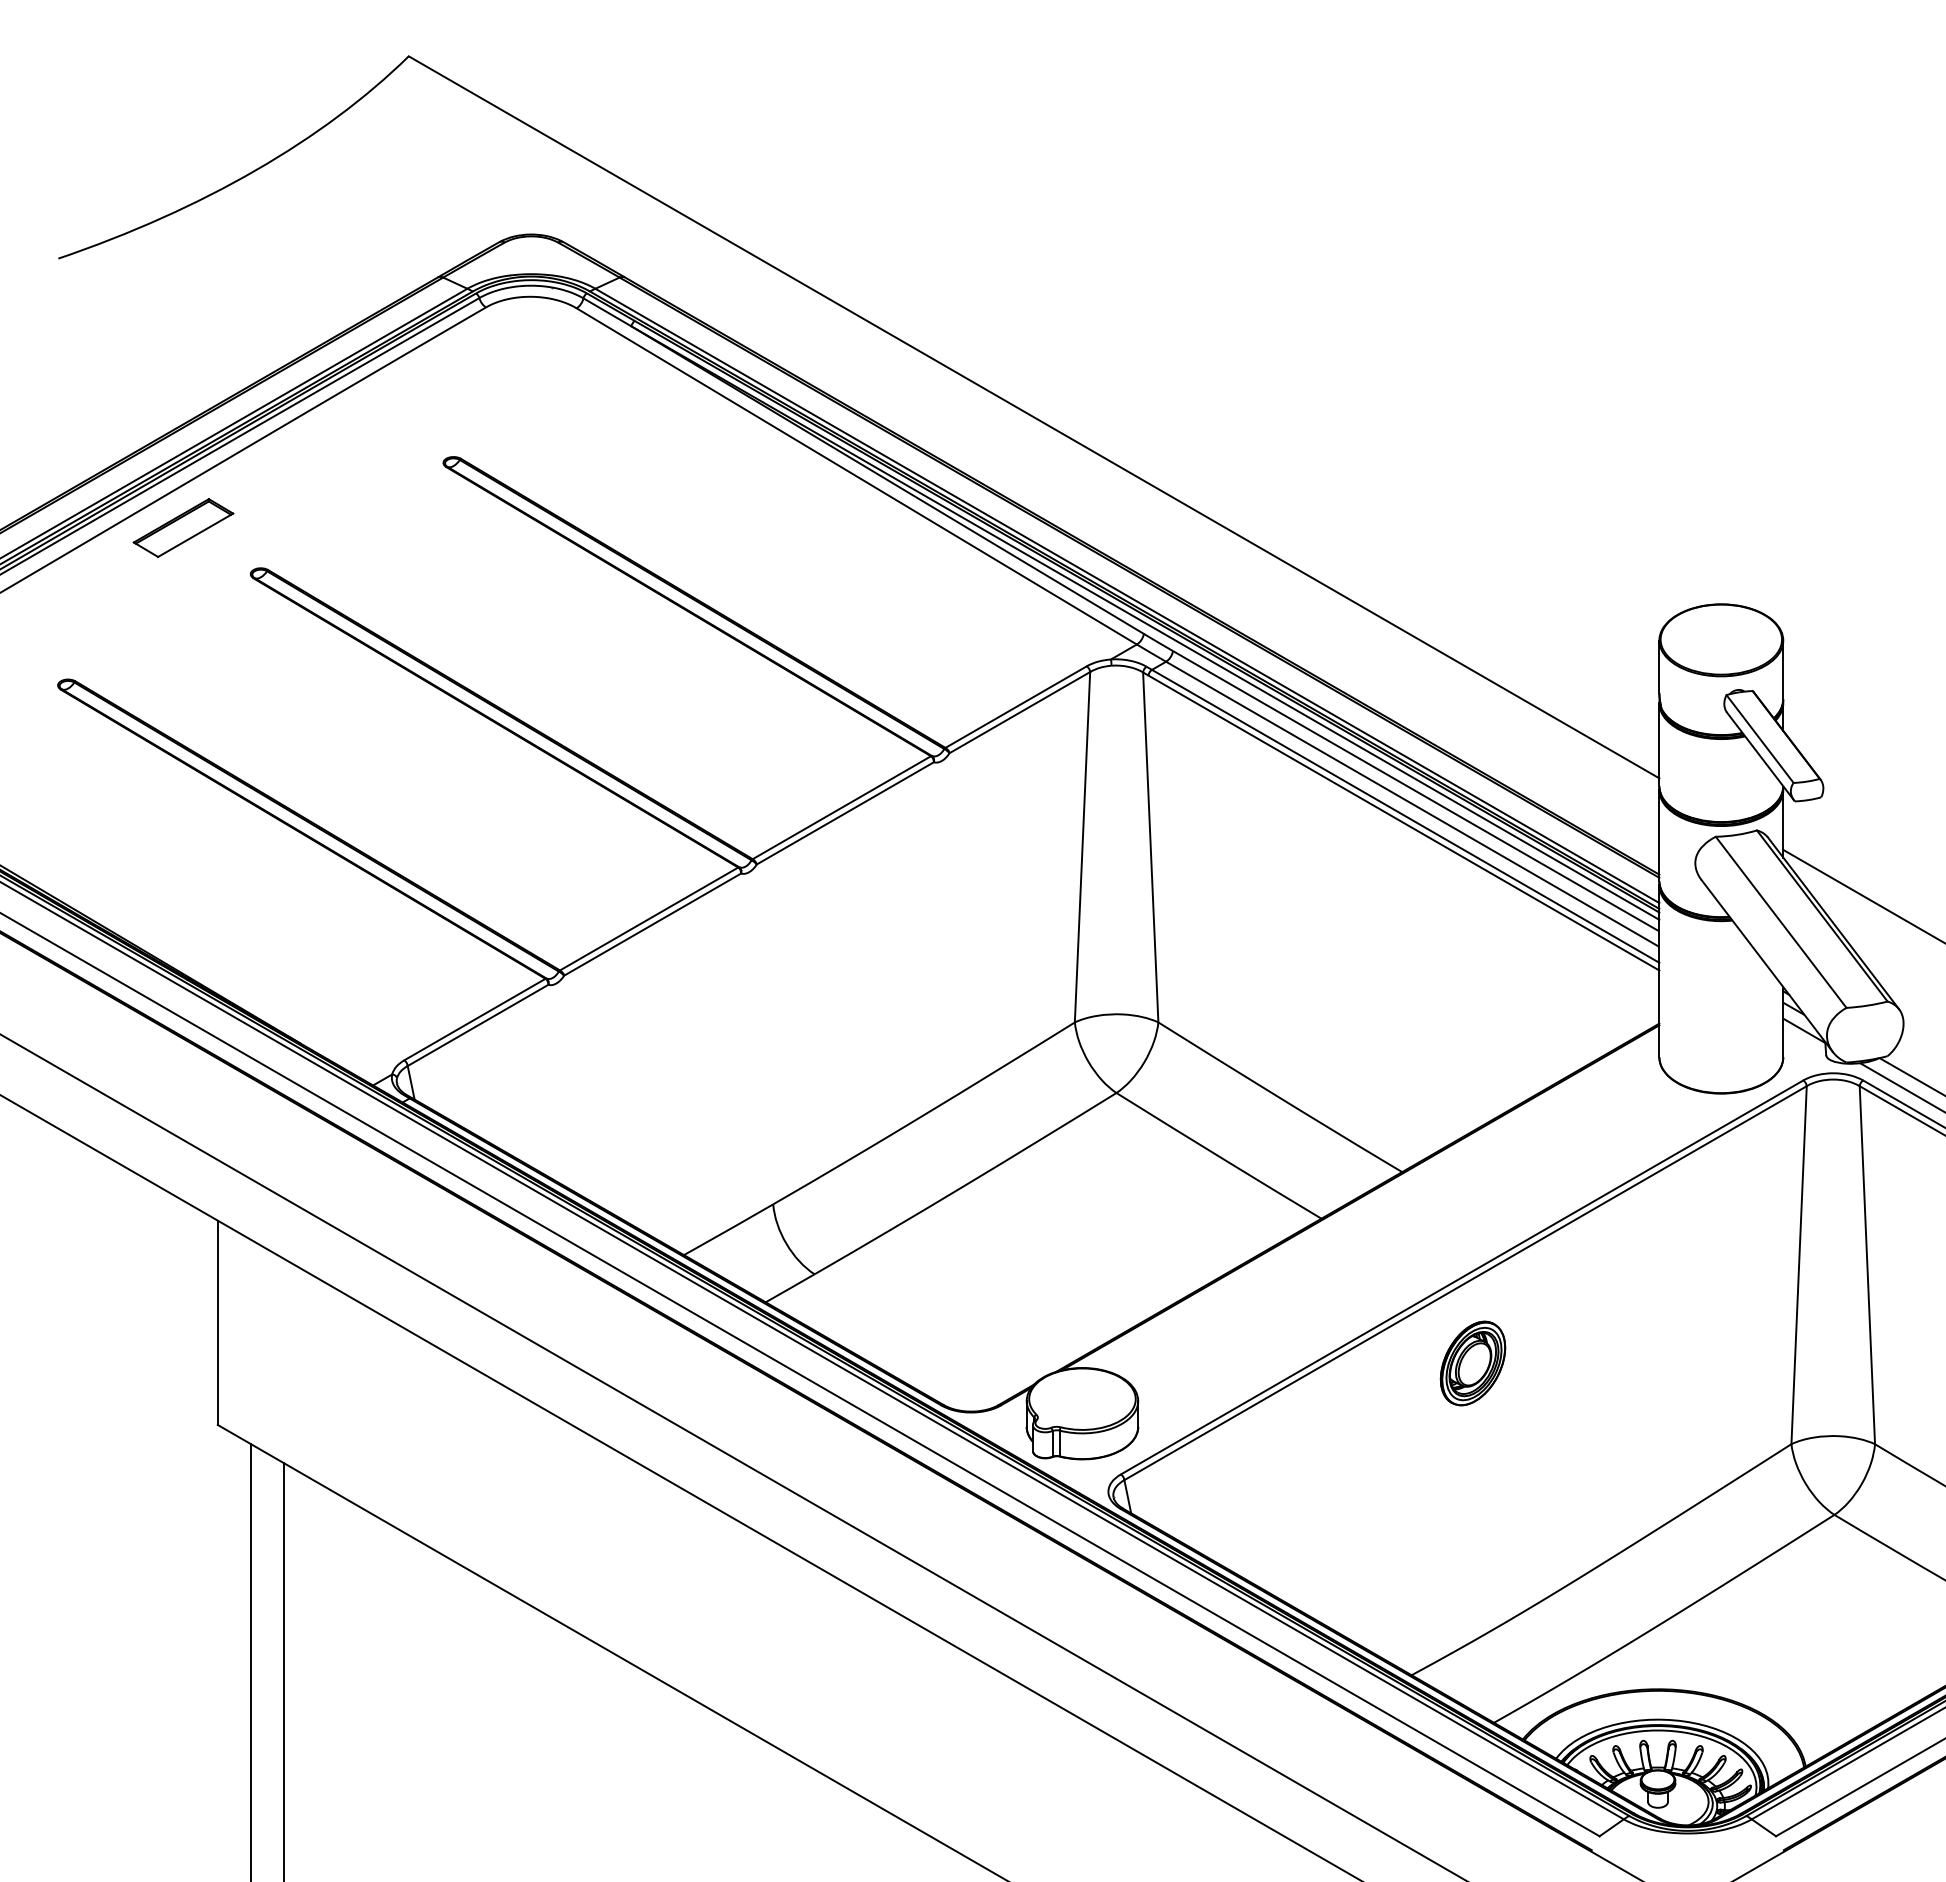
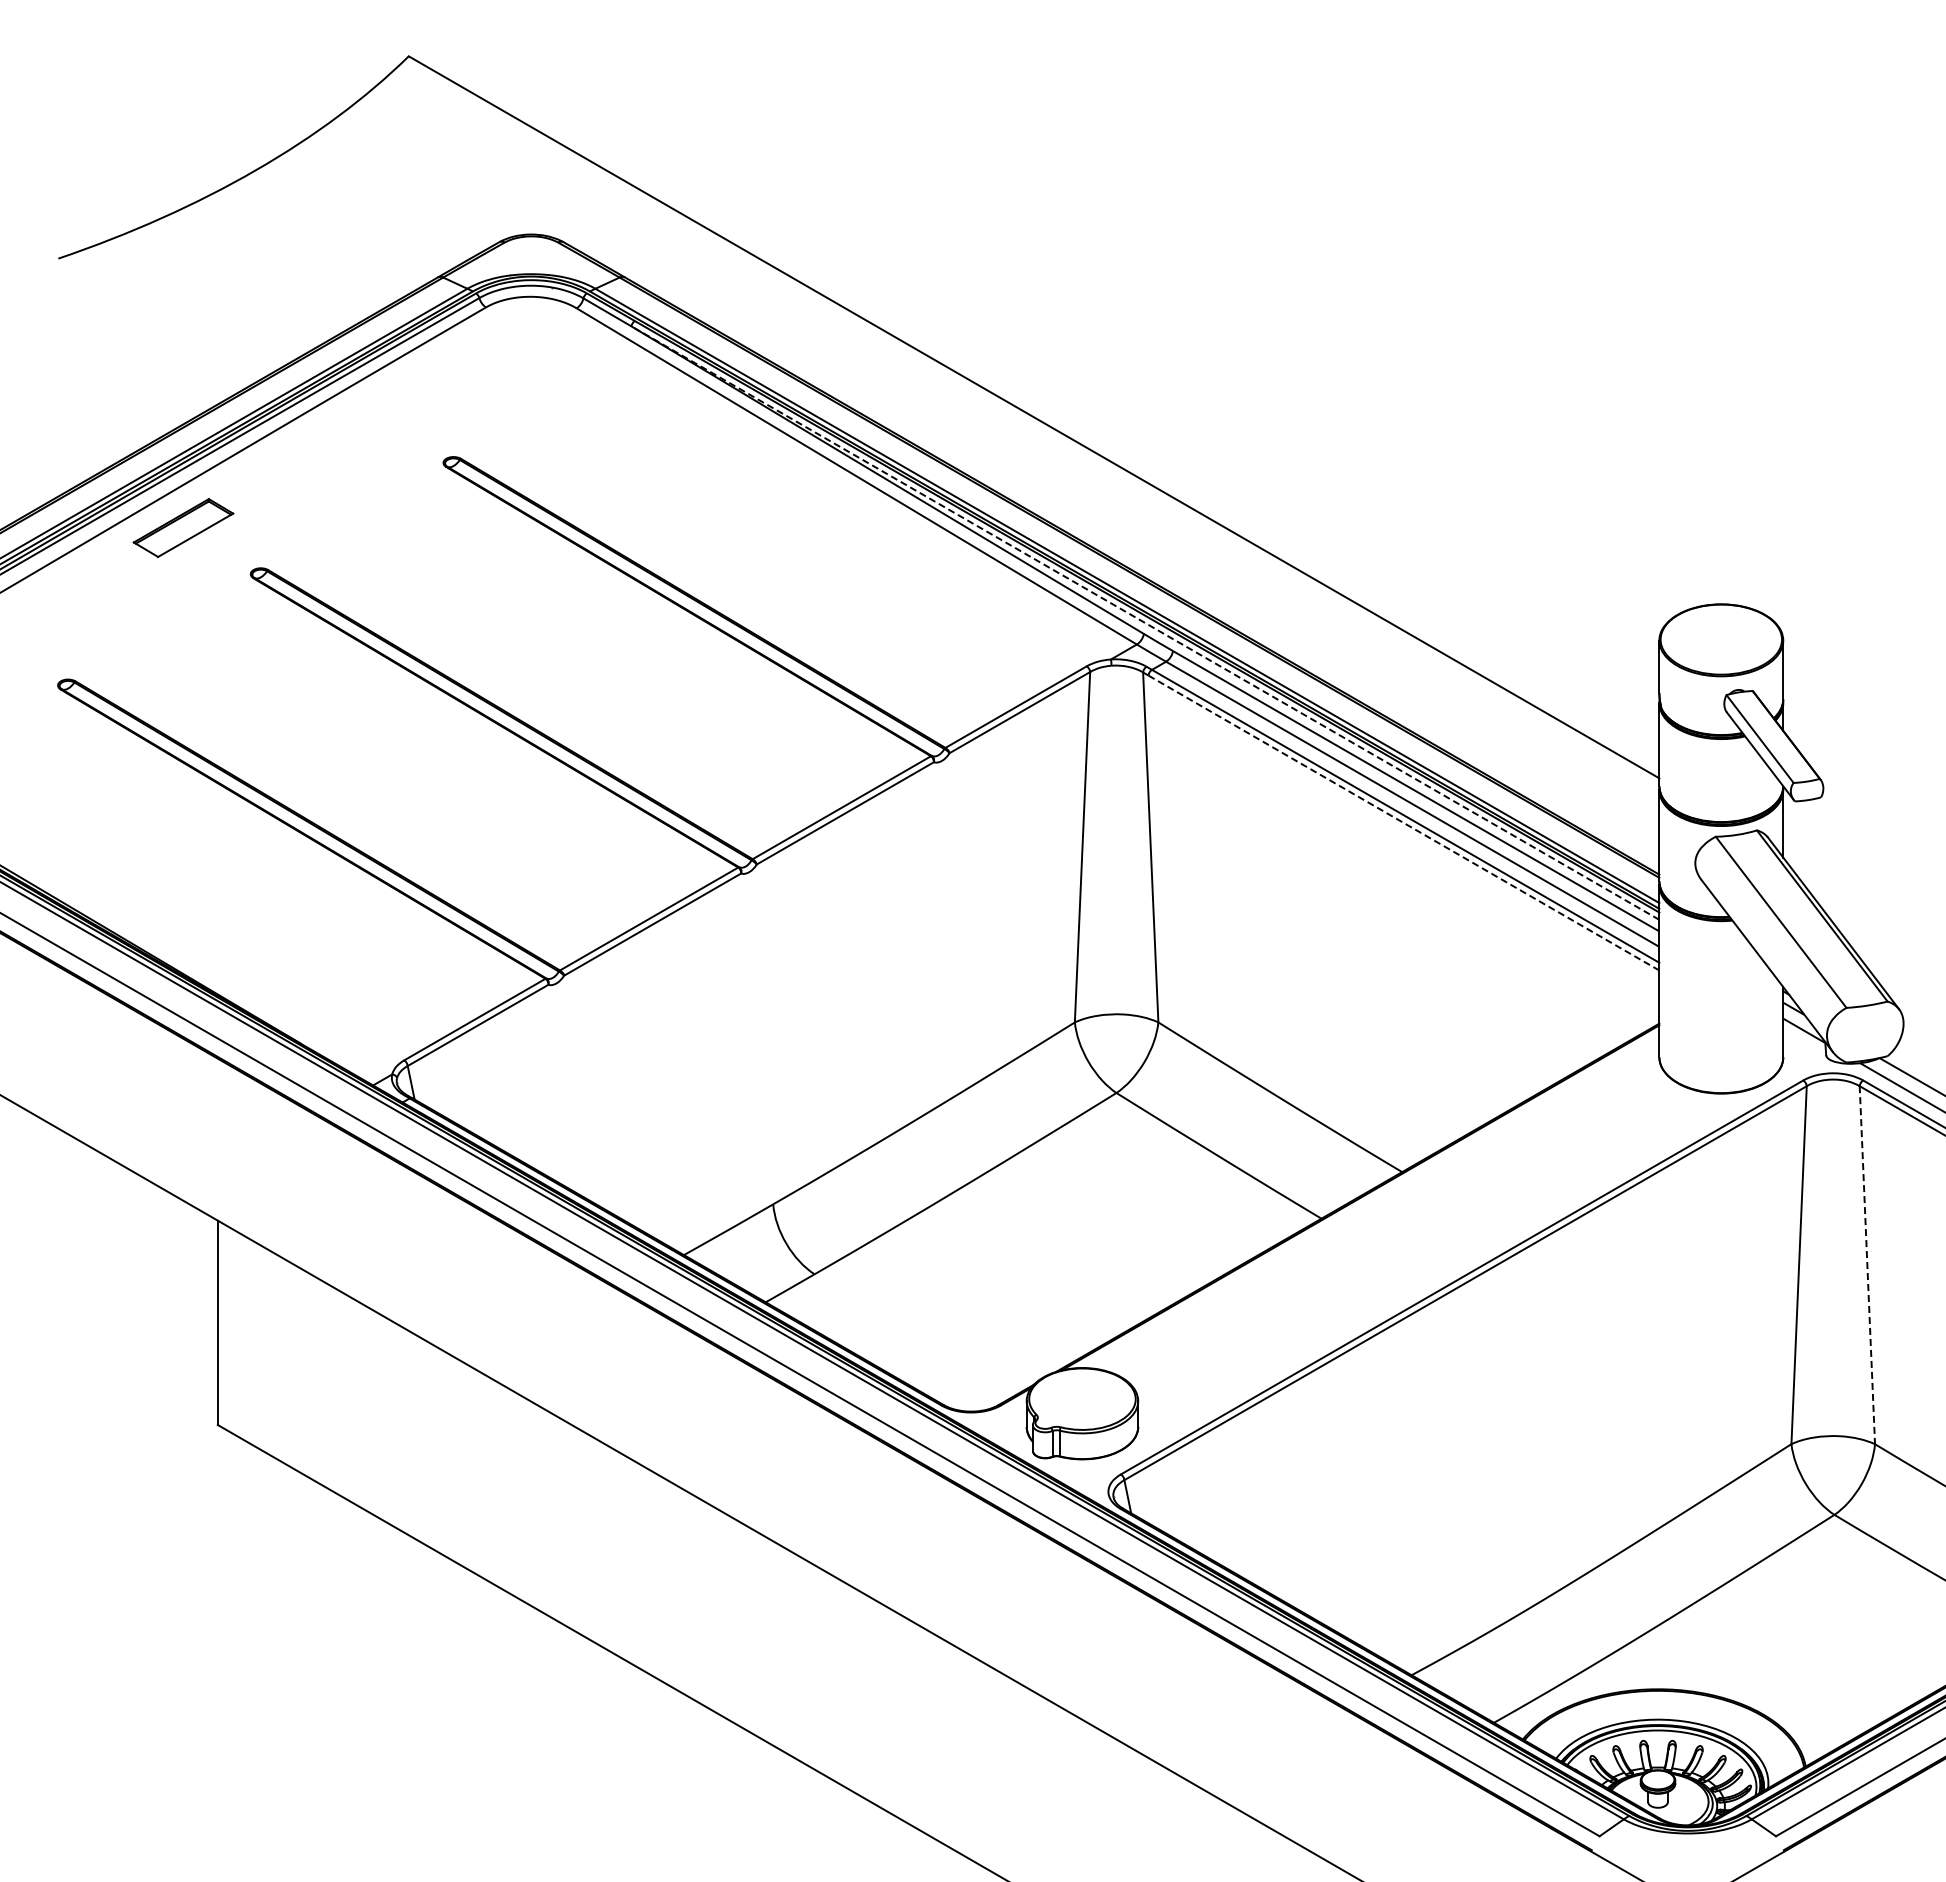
line: solid -> dashed (1144, 622)
line: solid -> dashed (1403, 823)
line: present -> none (1862, 895)
line: solid -> dashed (1867, 1265)
part: present -> none (1472, 1363)
line: present -> none (732, 1456)
line: present -> none (251, 1661)
line: present -> none (284, 1670)
